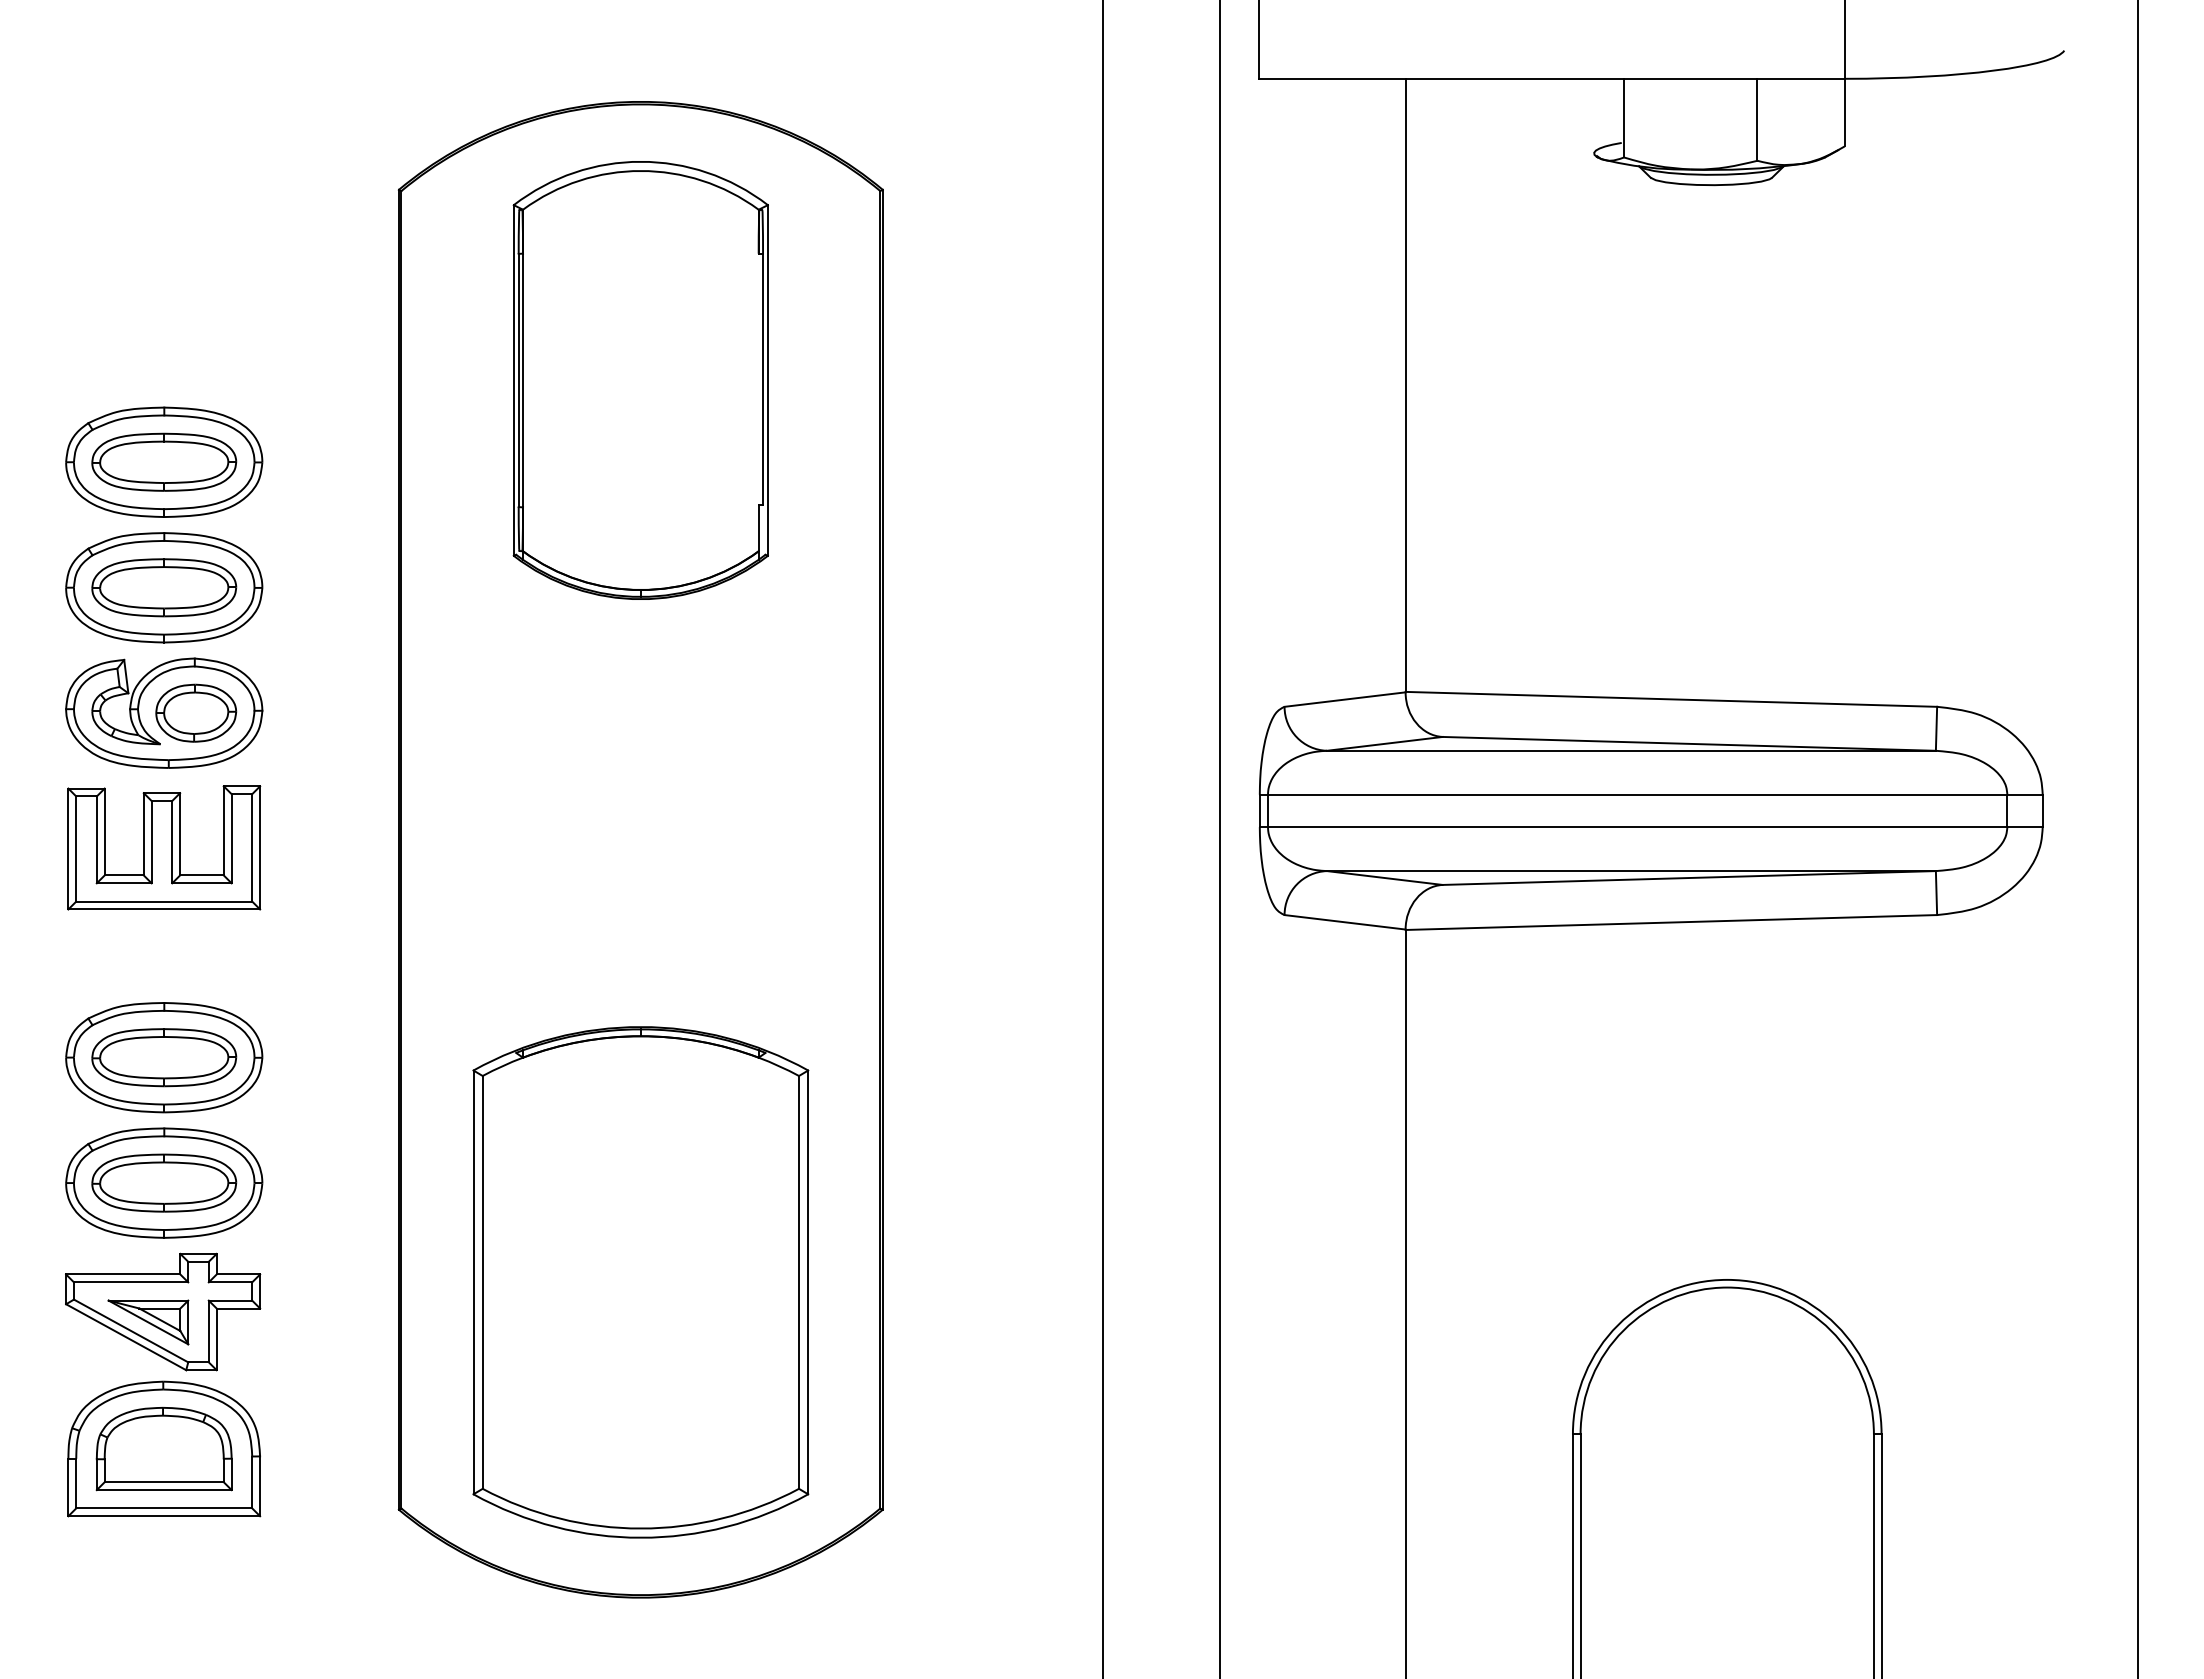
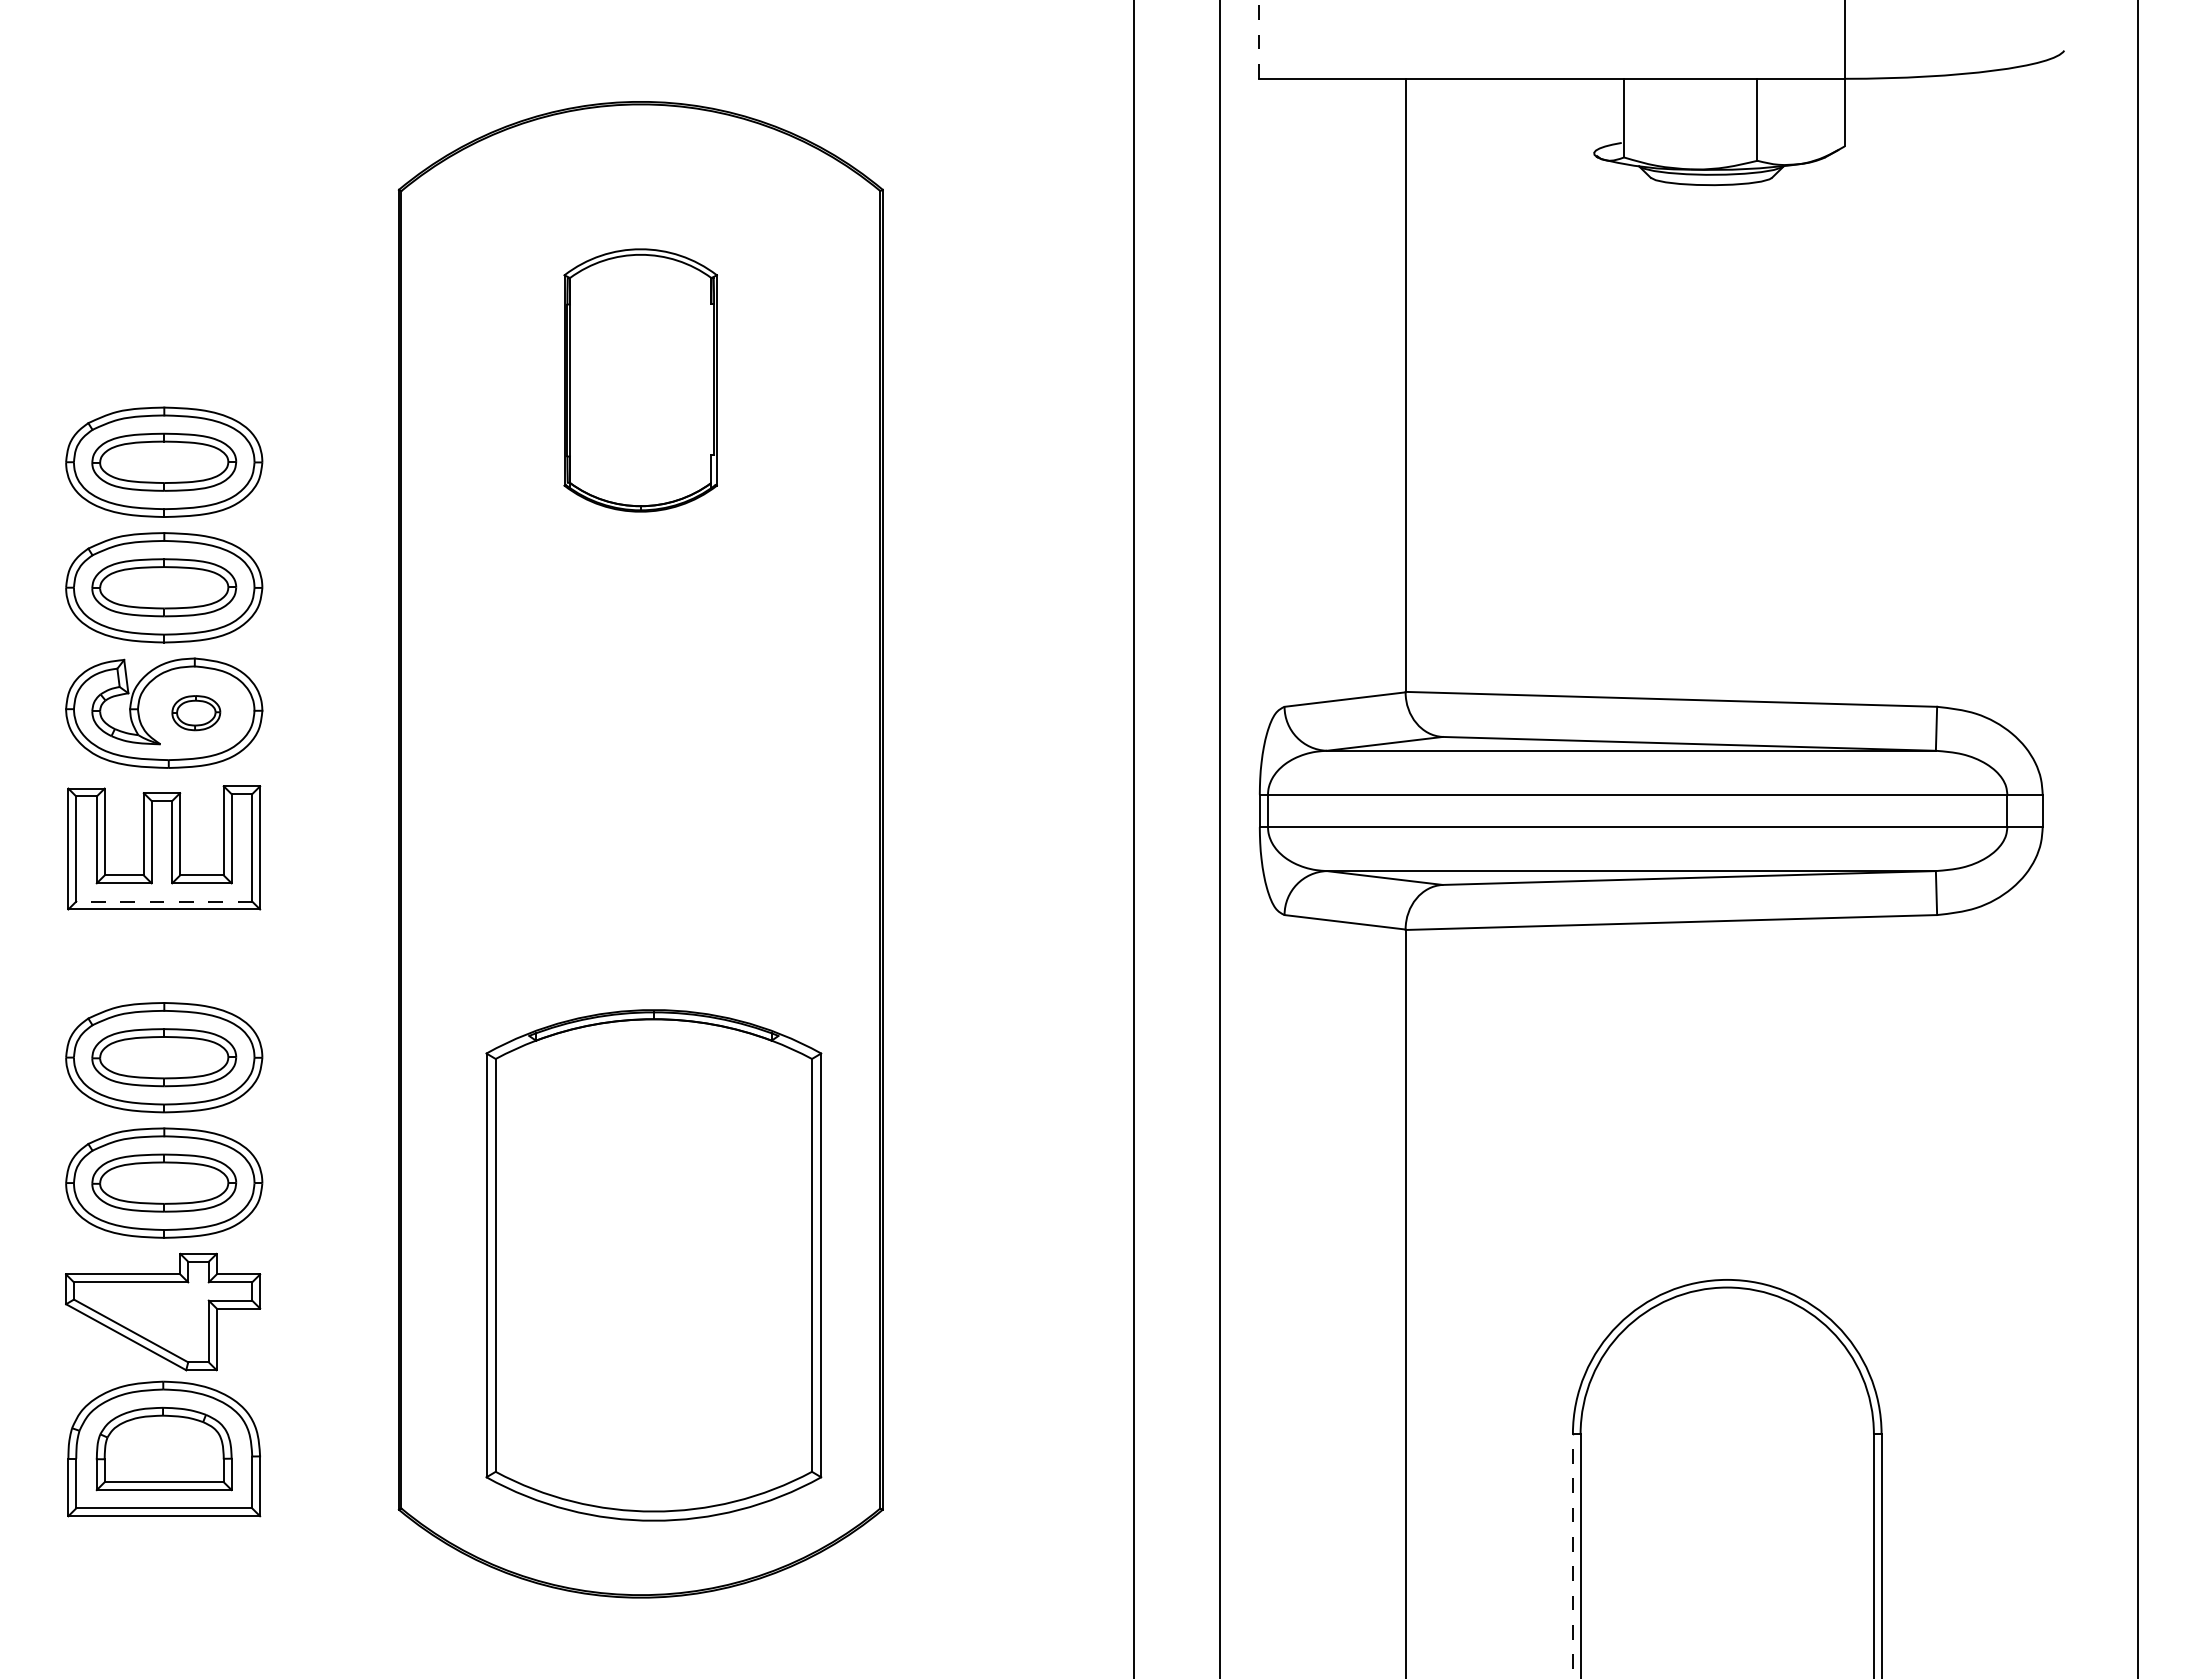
line: solid -> dashed (1259, 39)
part size: 257x439 px -> 155x265 px (640, 380)
part size: 83x60 px -> 51x37 px (196, 713)
line position: (1102, 838) -> (1133, 838) (1133, 838)
line: solid -> dashed (164, 901)
part position: (640, 1282) -> (653, 1265) (653, 1265)
part: present -> none (148, 1322)
line: solid -> dashed (1572, 1556)
